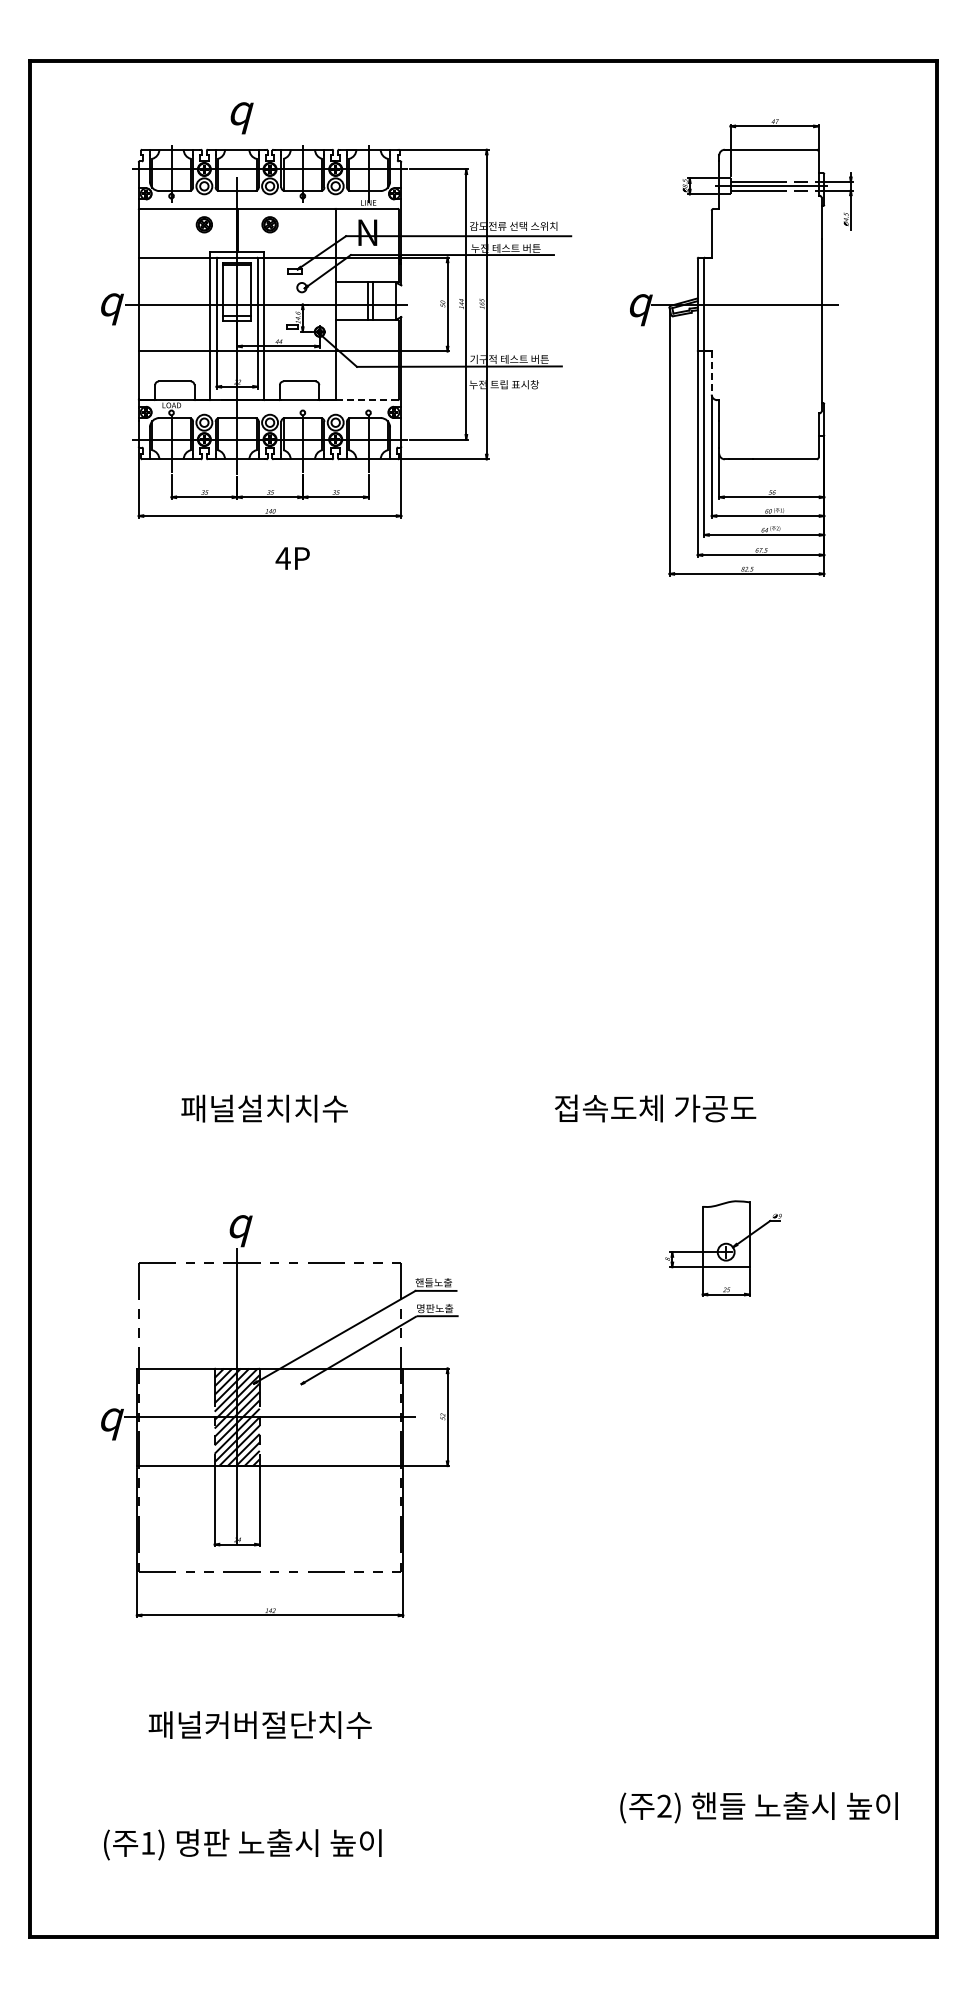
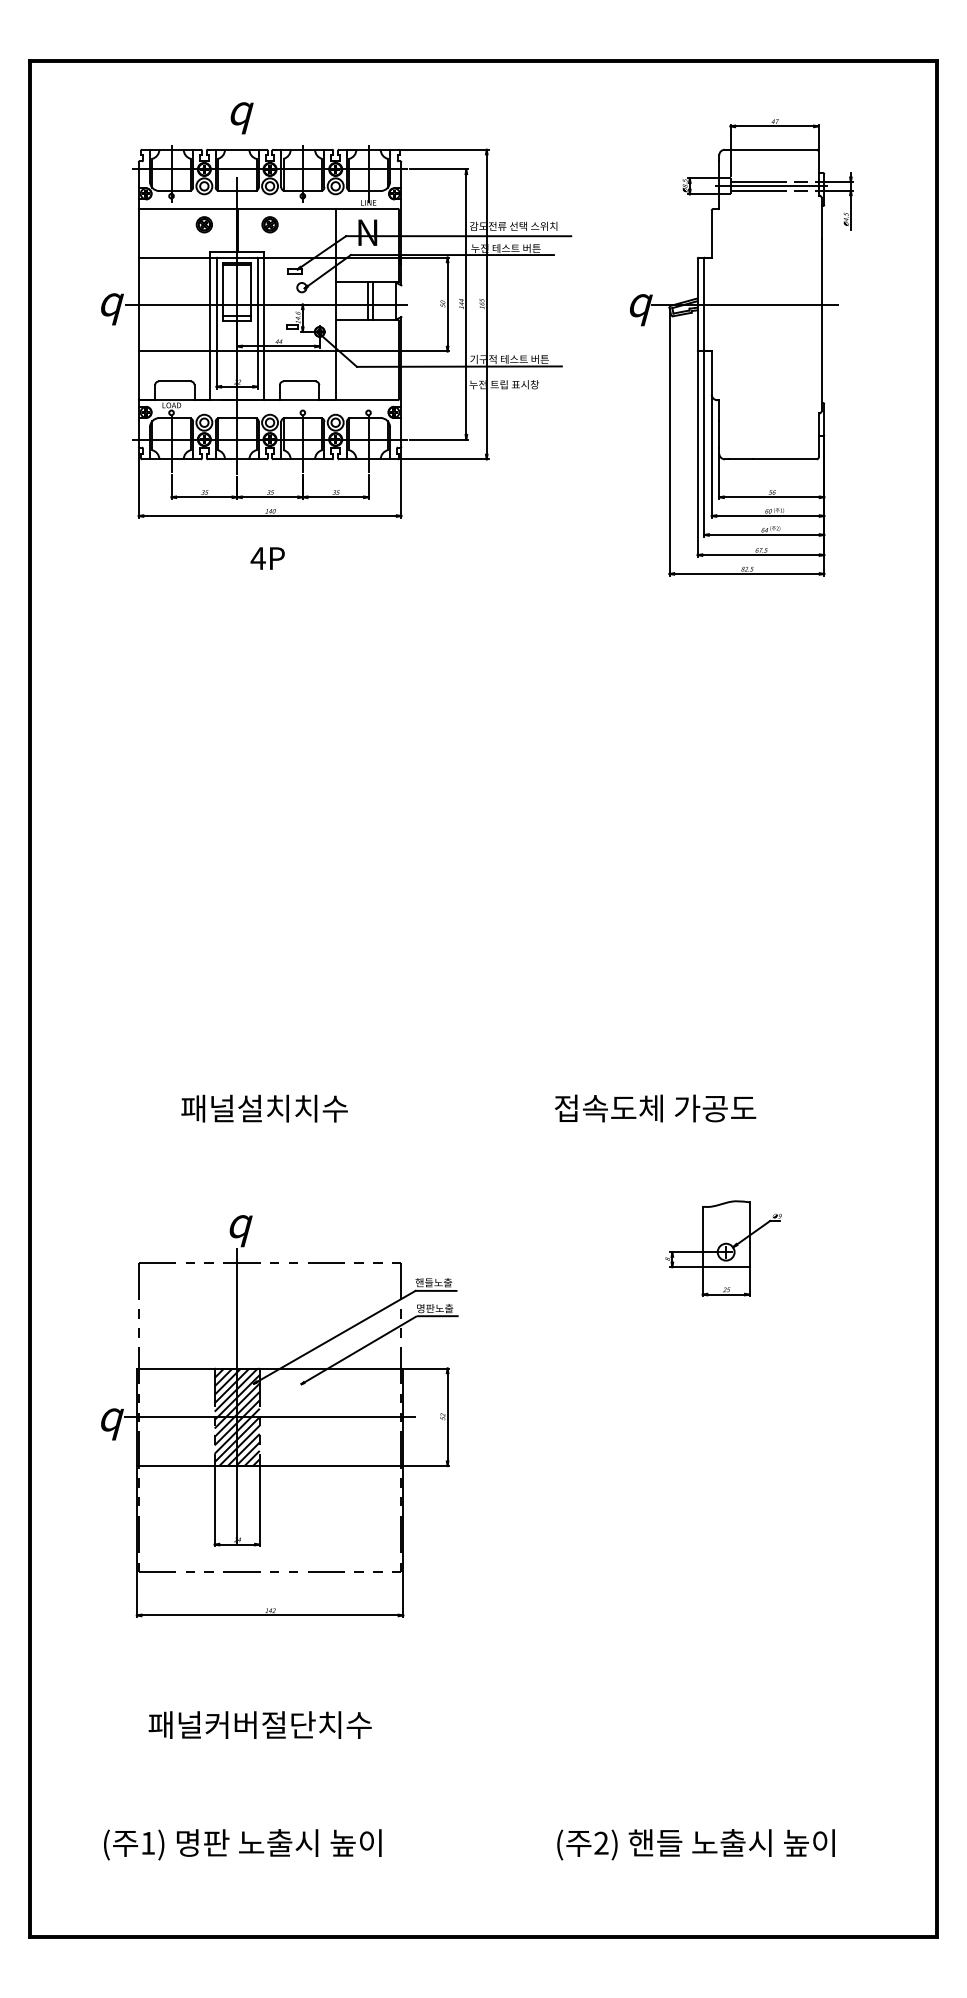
line: dashed -> solid (711, 373)
line: dashed -> solid (366, 400)
text position: (292, 558) -> (267, 558) (267, 558)
text position: (758, 1807) -> (695, 1844) (695, 1844)
